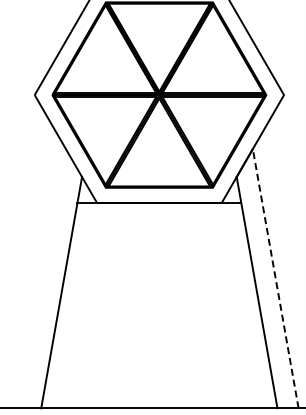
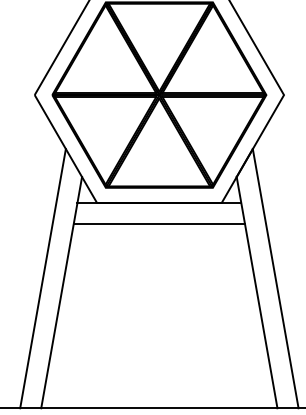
line: none -> present (158, 223)
line: none -> present (42, 278)
line: dashed -> solid (275, 278)
